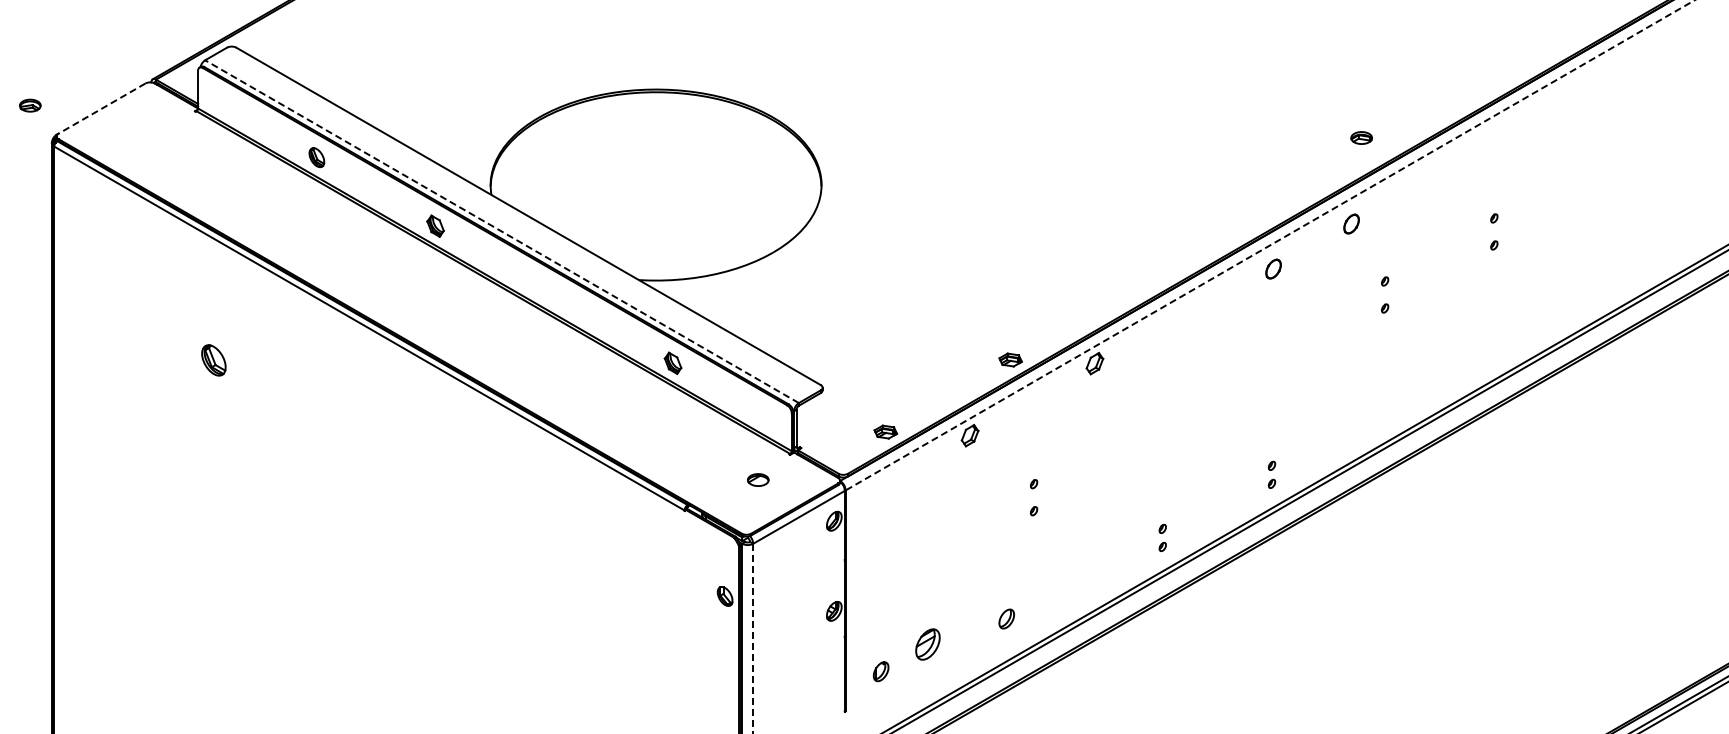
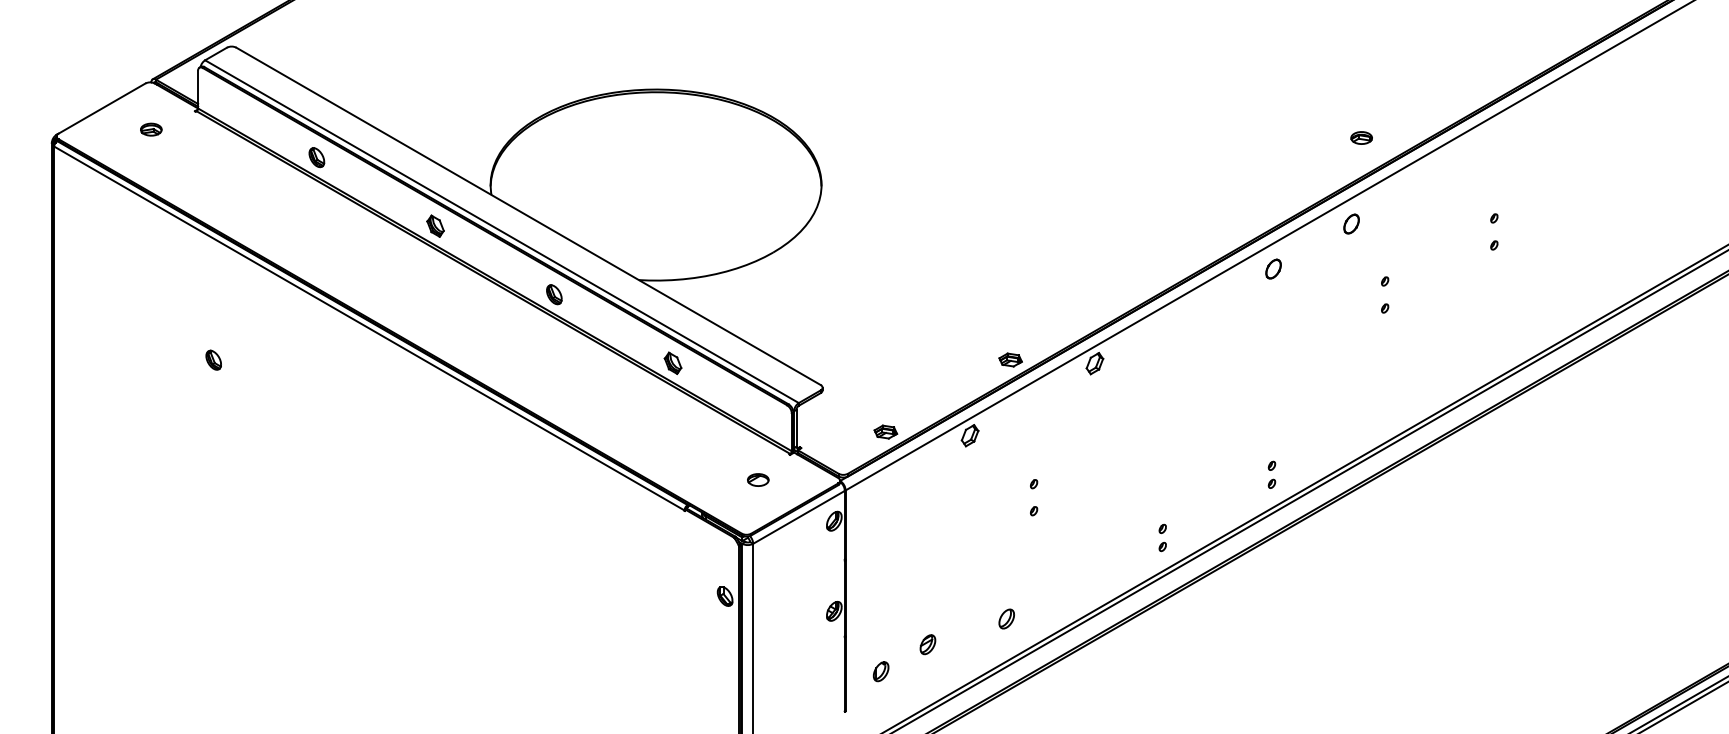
part position: (30, 105) -> (151, 129) (151, 129)
line: dashed -> solid (101, 108)
line: dashed -> solid (502, 231)
line: dashed -> solid (1269, 245)
part: none -> present (554, 294)
part size: 26x33 px -> 17x22 px (213, 359)
line: dashed -> solid (753, 638)
part size: 26x33 px -> 18x22 px (927, 644)
